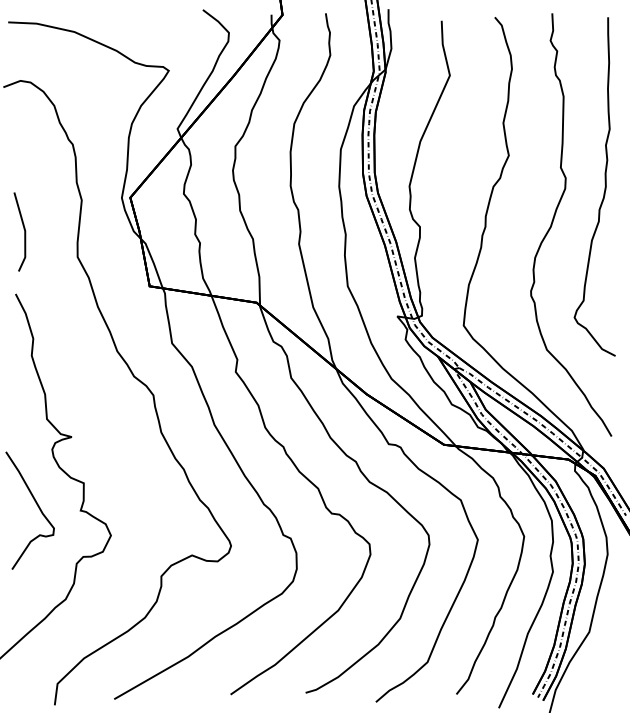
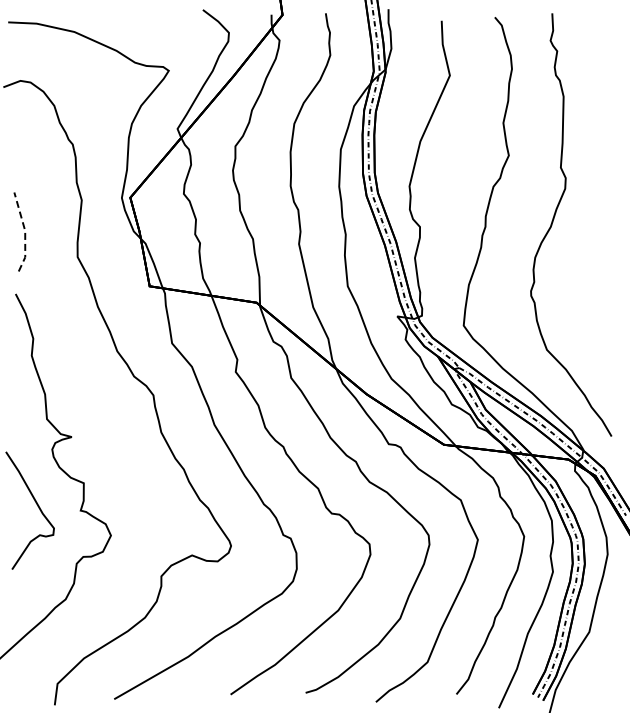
curve: present -> none (604, 187)
line: solid -> dashed (25, 231)
